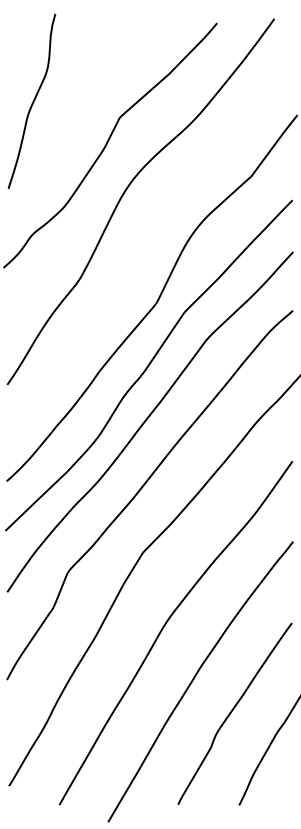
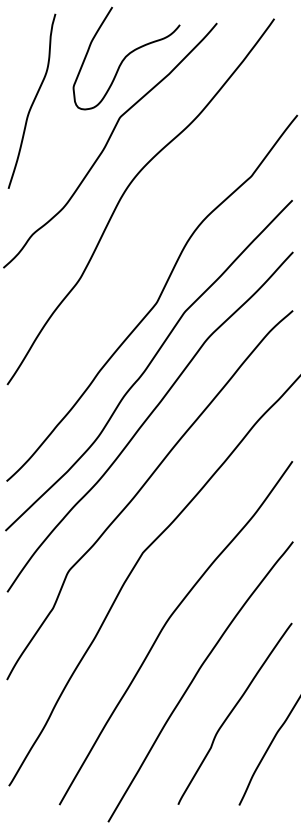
curve: none -> present (126, 57)
